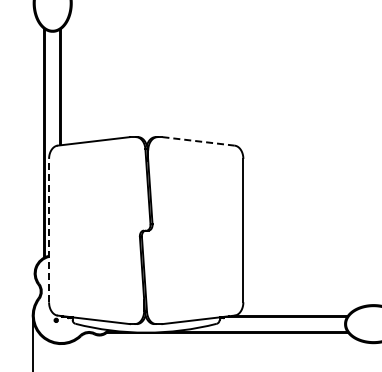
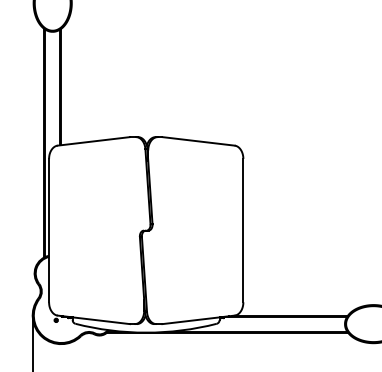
line: dashed -> solid (199, 141)
line: dashed -> solid (49, 230)
